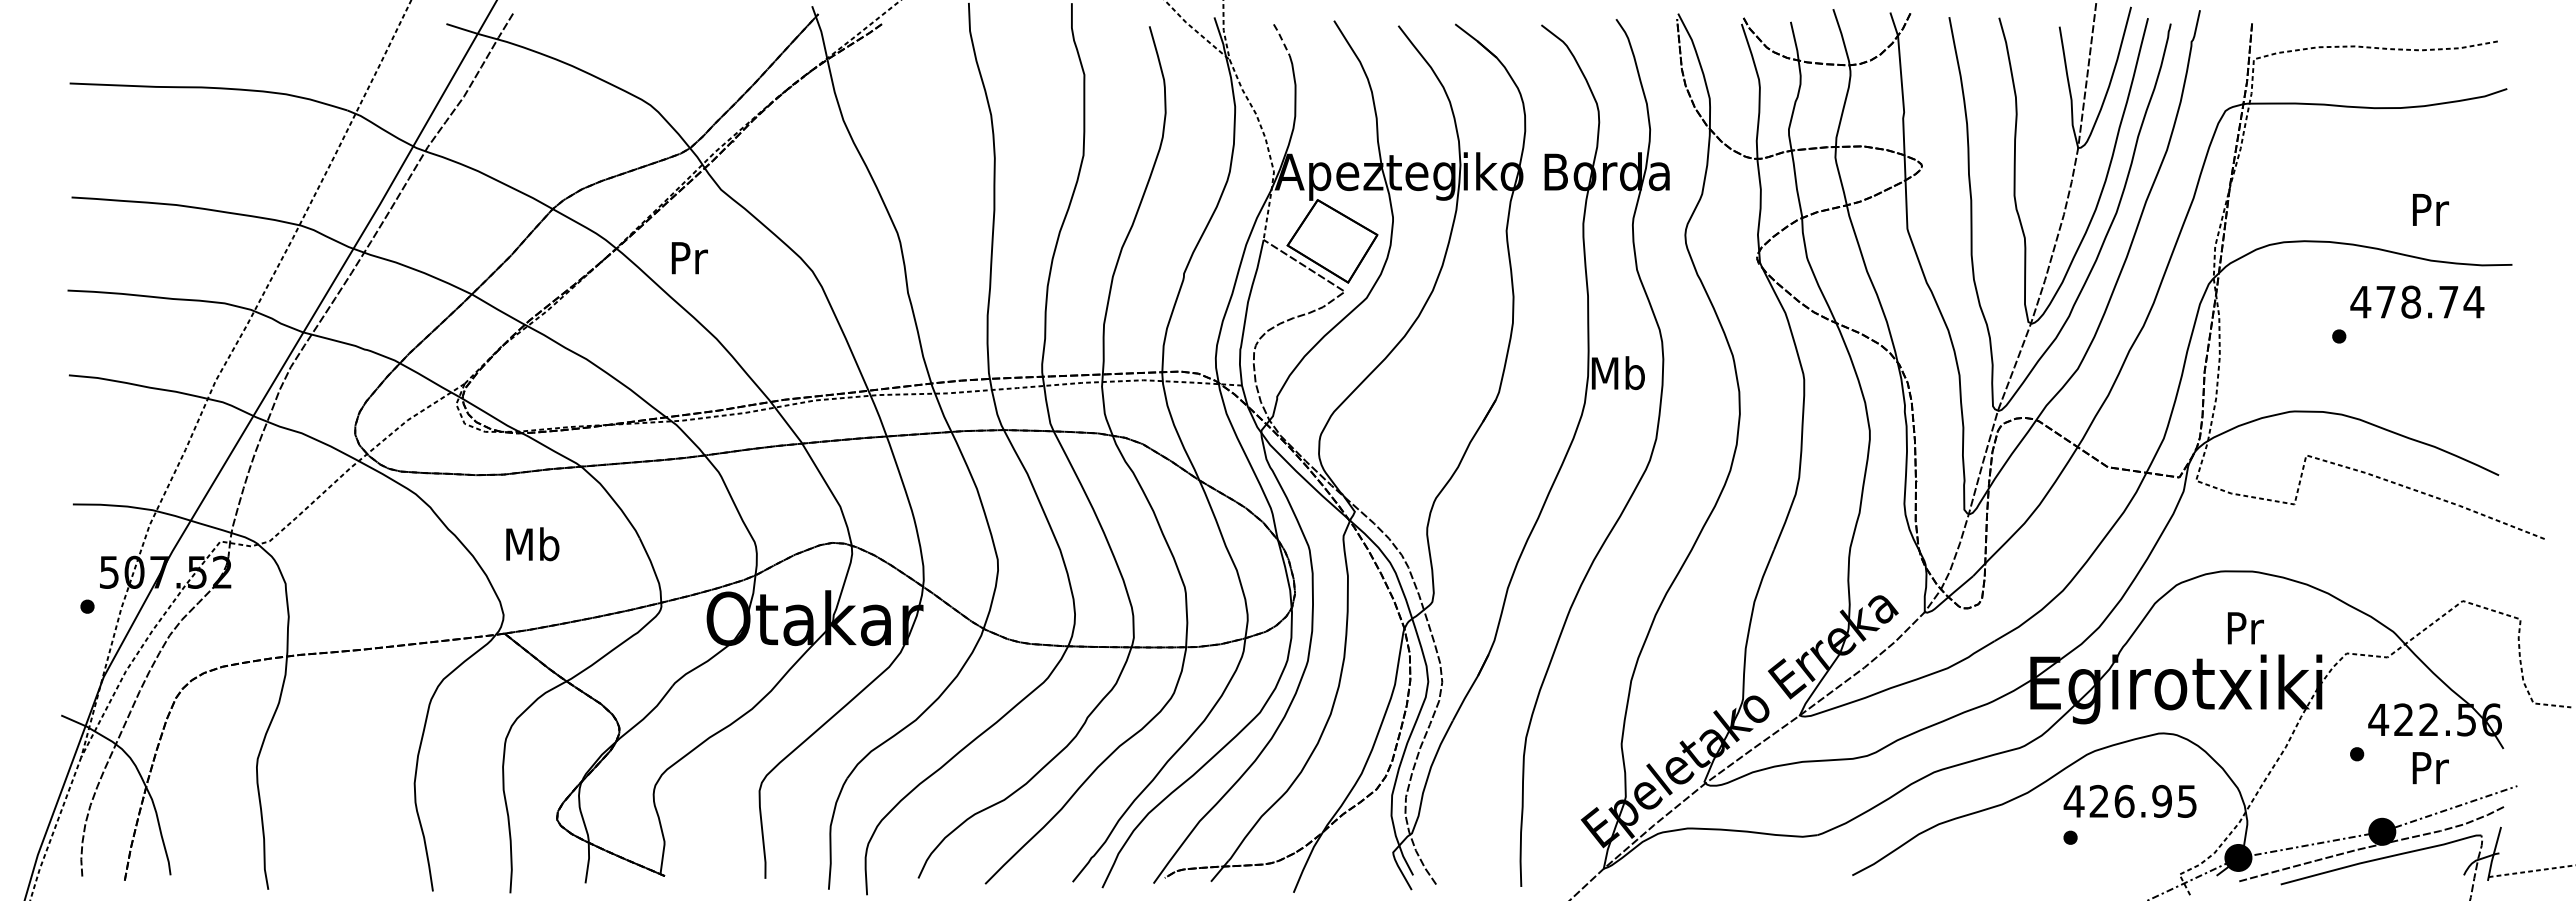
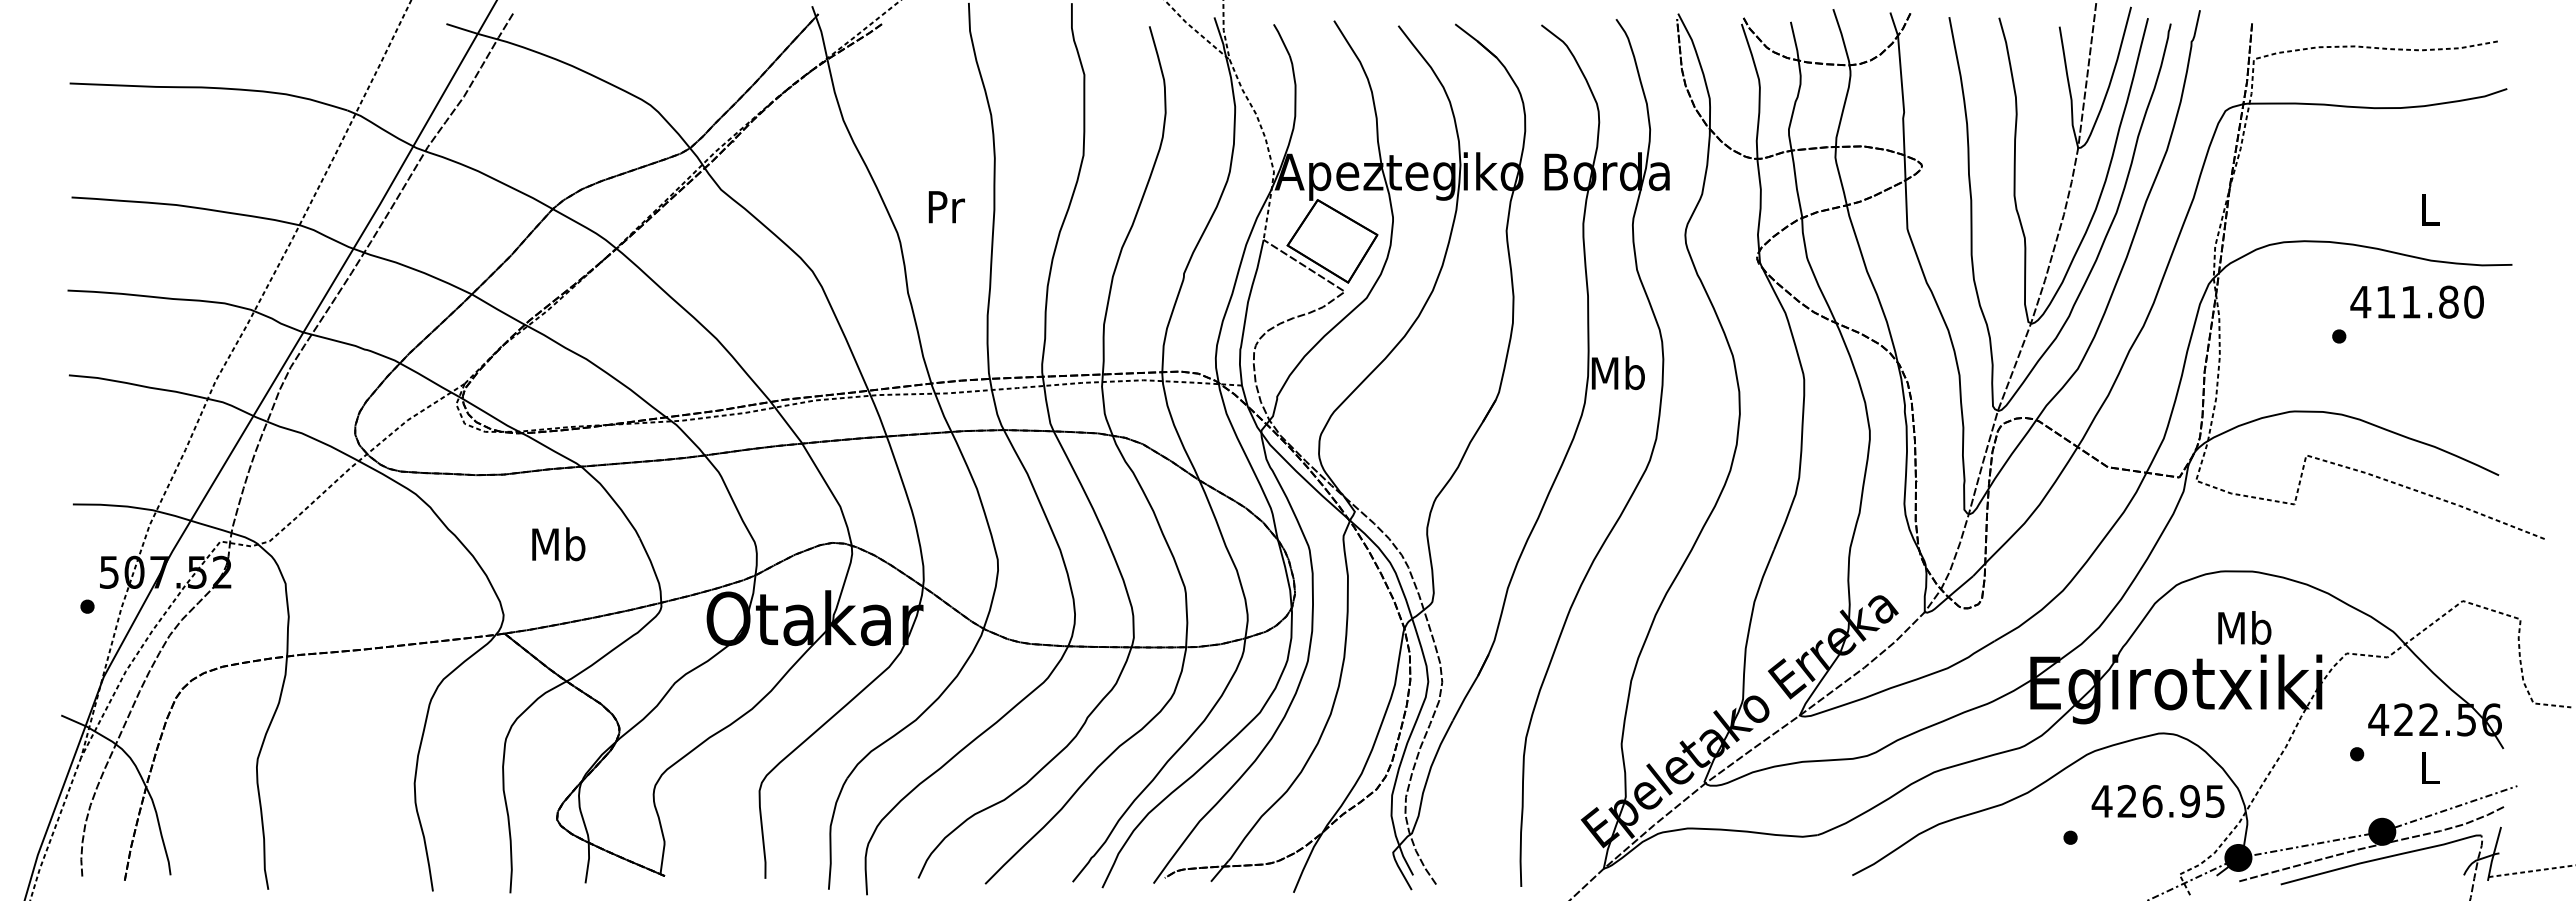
line: dashed -> solid (1282, 39)
text: Pr -> L (2431, 209)
text position: (689, 258) -> (946, 207) (946, 207)
text: 478.74 -> 411.80 (2430, 301)
text position: (532, 544) -> (558, 544) (558, 544)
text: Pr -> Mb (2244, 627)
text: Pr -> L (2430, 768)
text position: (2129, 800) -> (2157, 800) (2157, 800)
